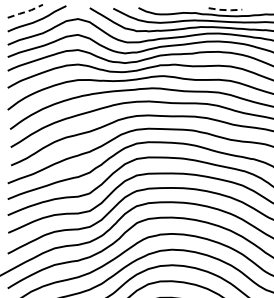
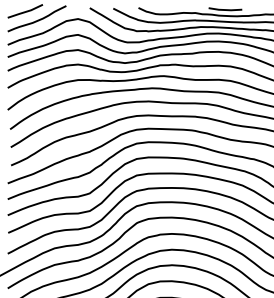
line: dashed -> solid (225, 10)
line: dashed -> solid (25, 11)
